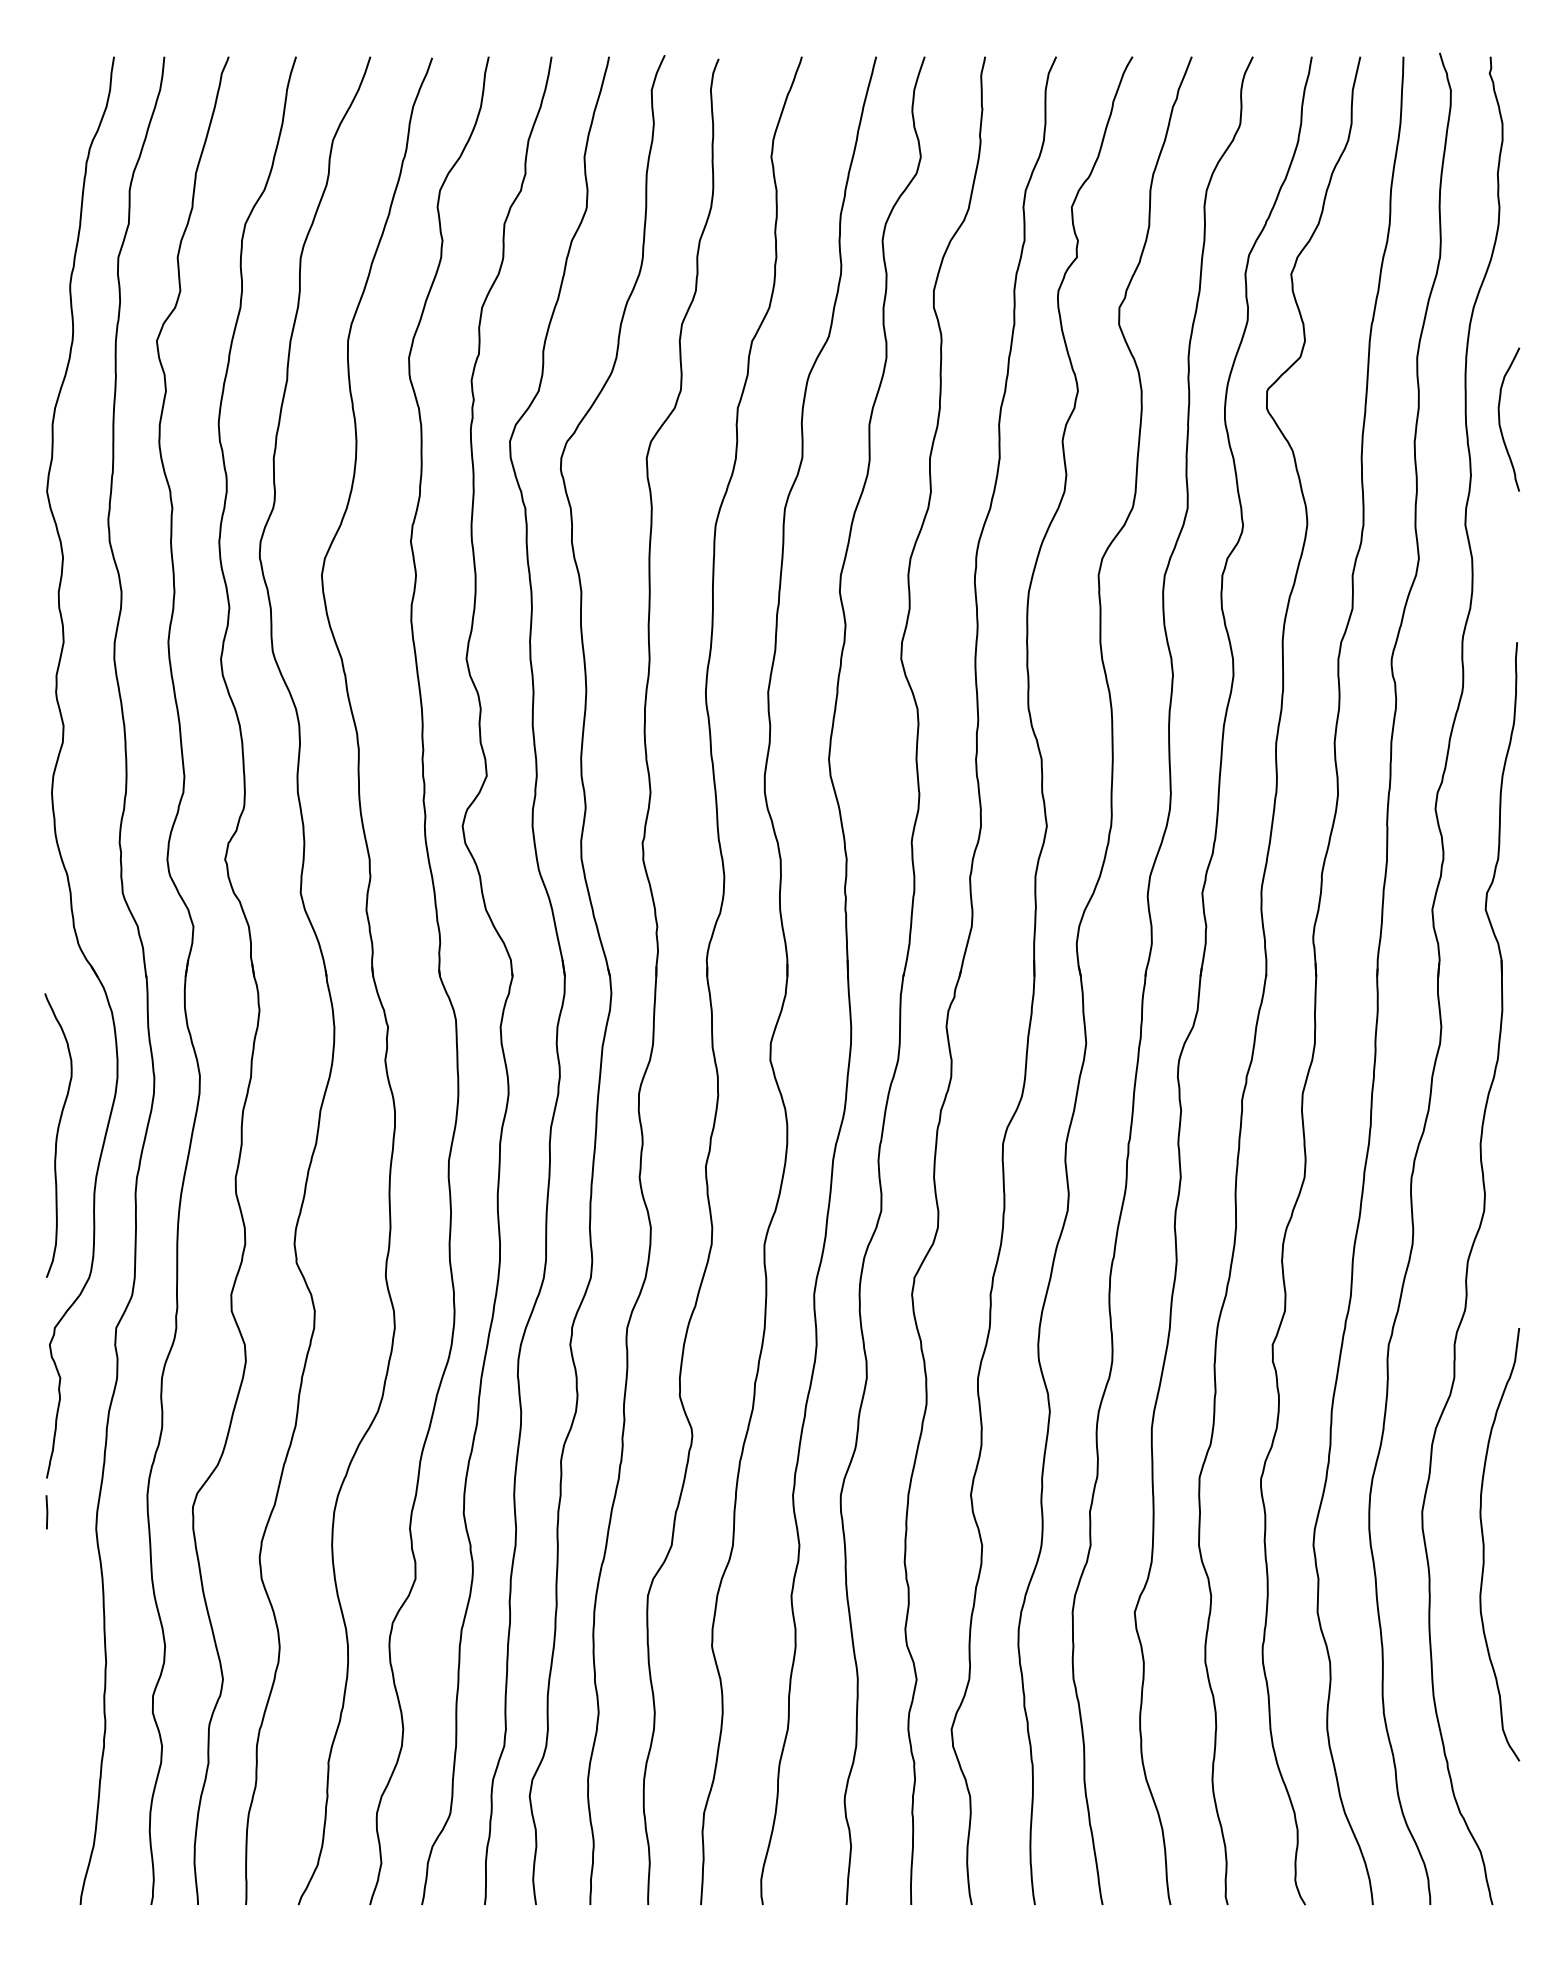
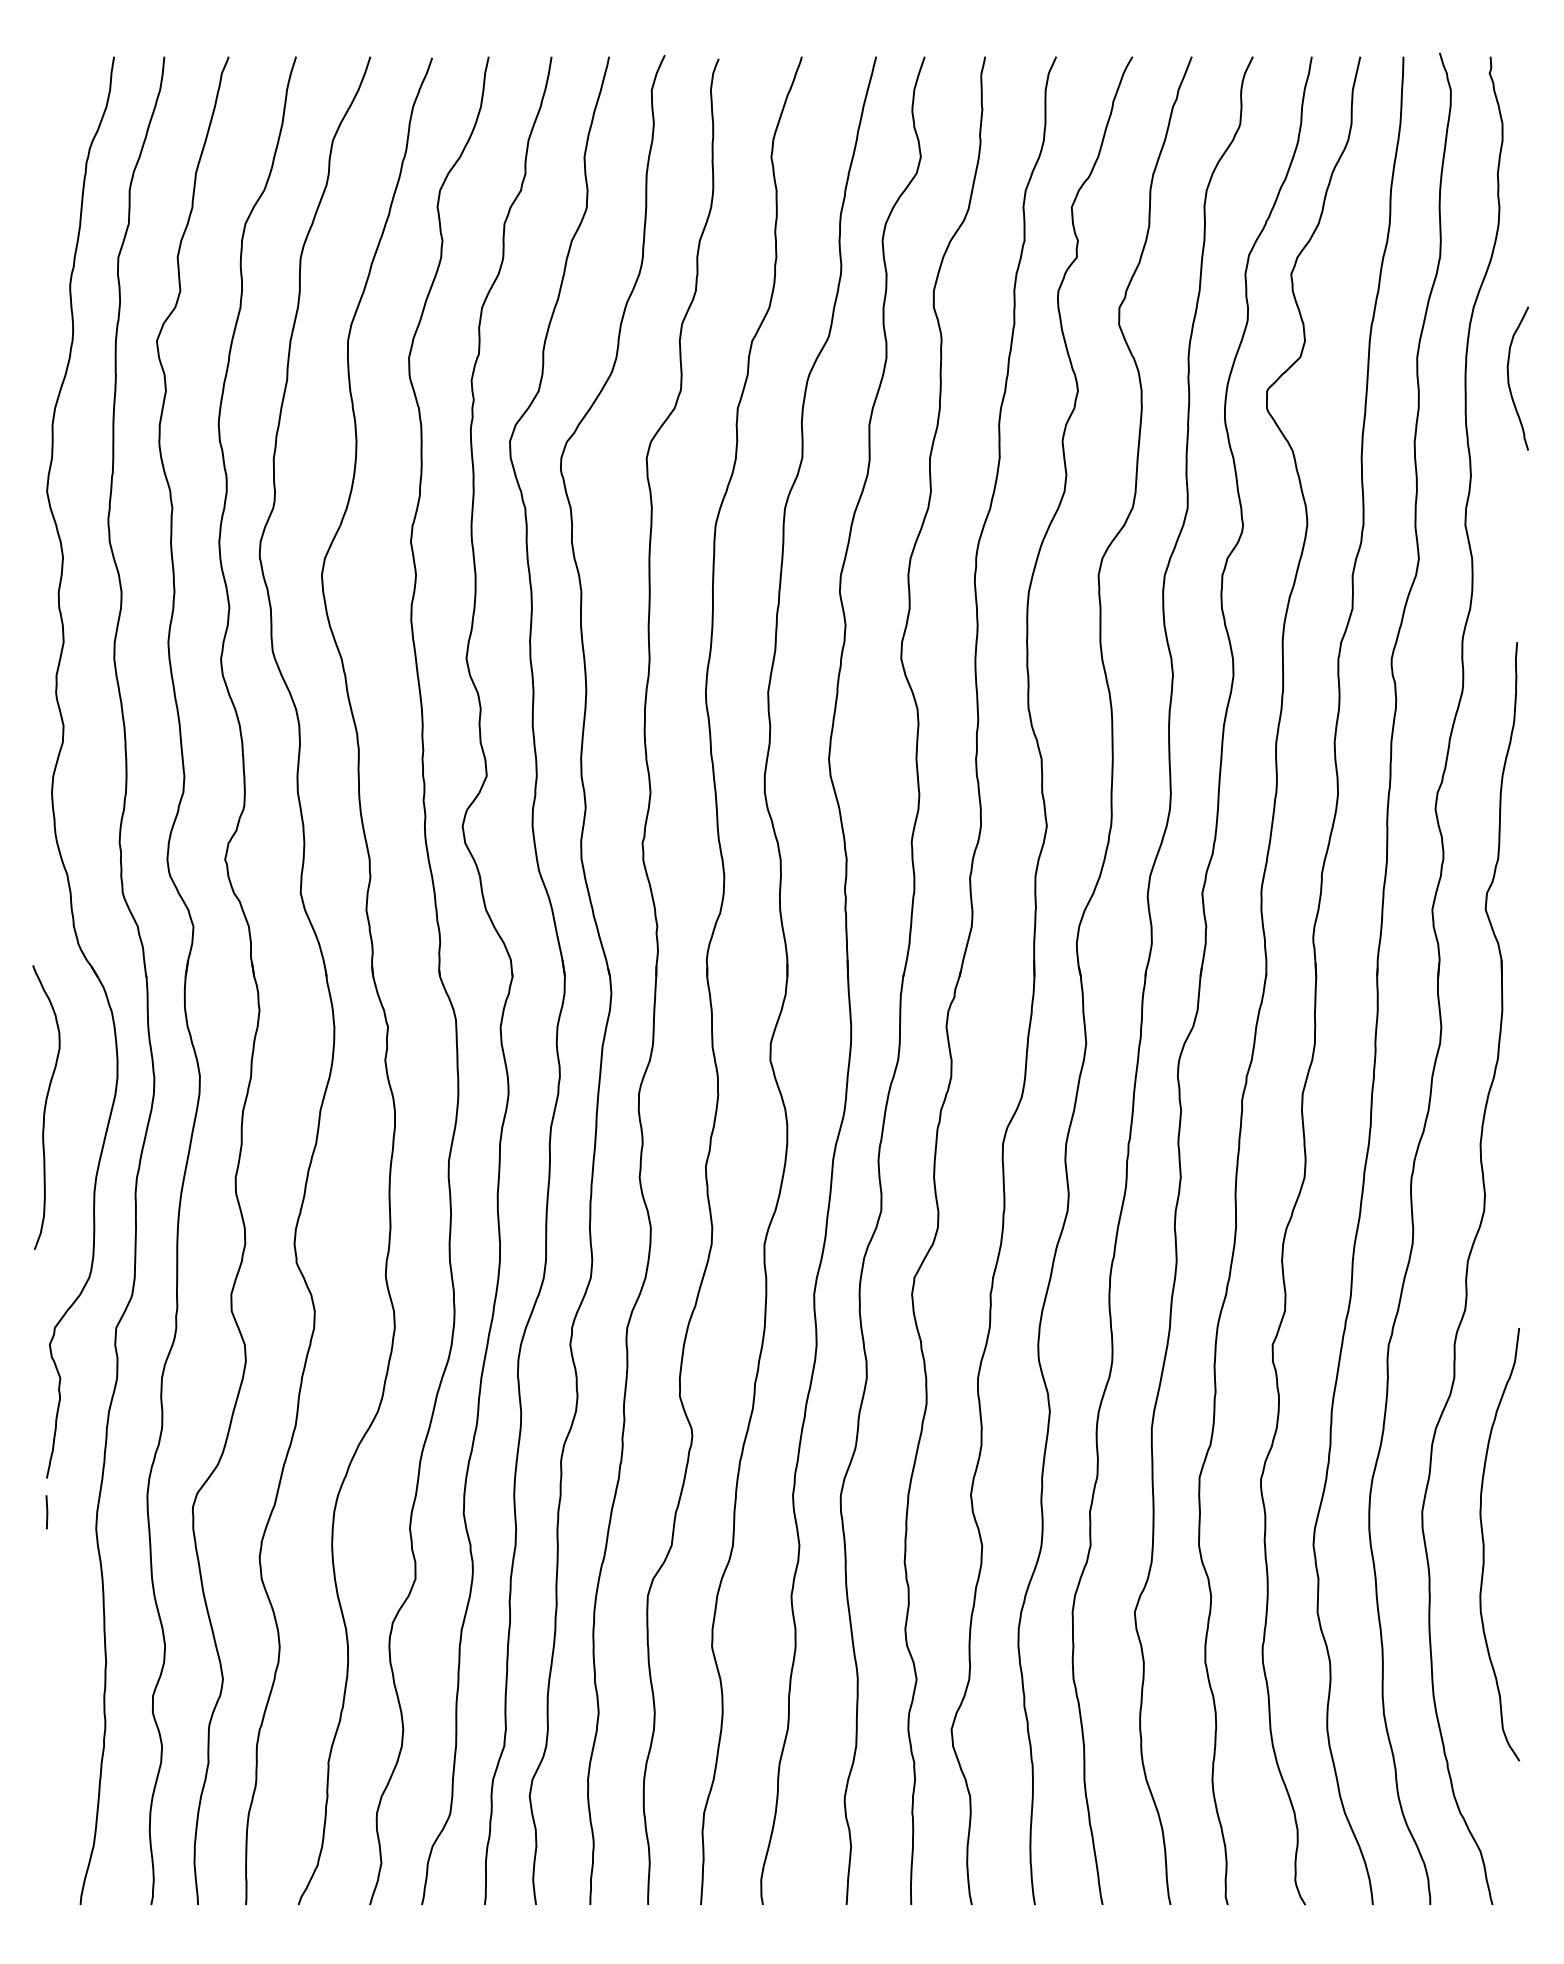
curve position: (1500, 419) -> (1509, 378) (1509, 378)
curve position: (58, 1134) -> (46, 1106) (46, 1106)
